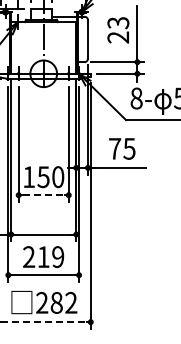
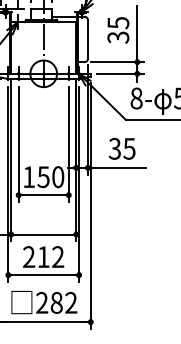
text: 23 -> 35 (118, 30)
text: 75 -> 35 (114, 148)
line: dashed -> solid (44, 195)
text: 219 -> 212 (58, 257)
line: dashed -> solid (44, 322)
